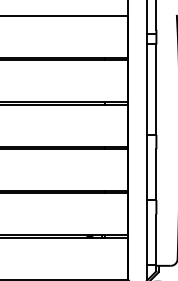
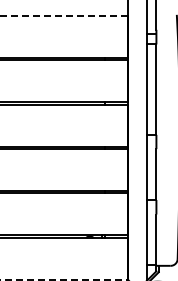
line: solid -> dashed (63, 16)
line: solid -> dashed (64, 279)
